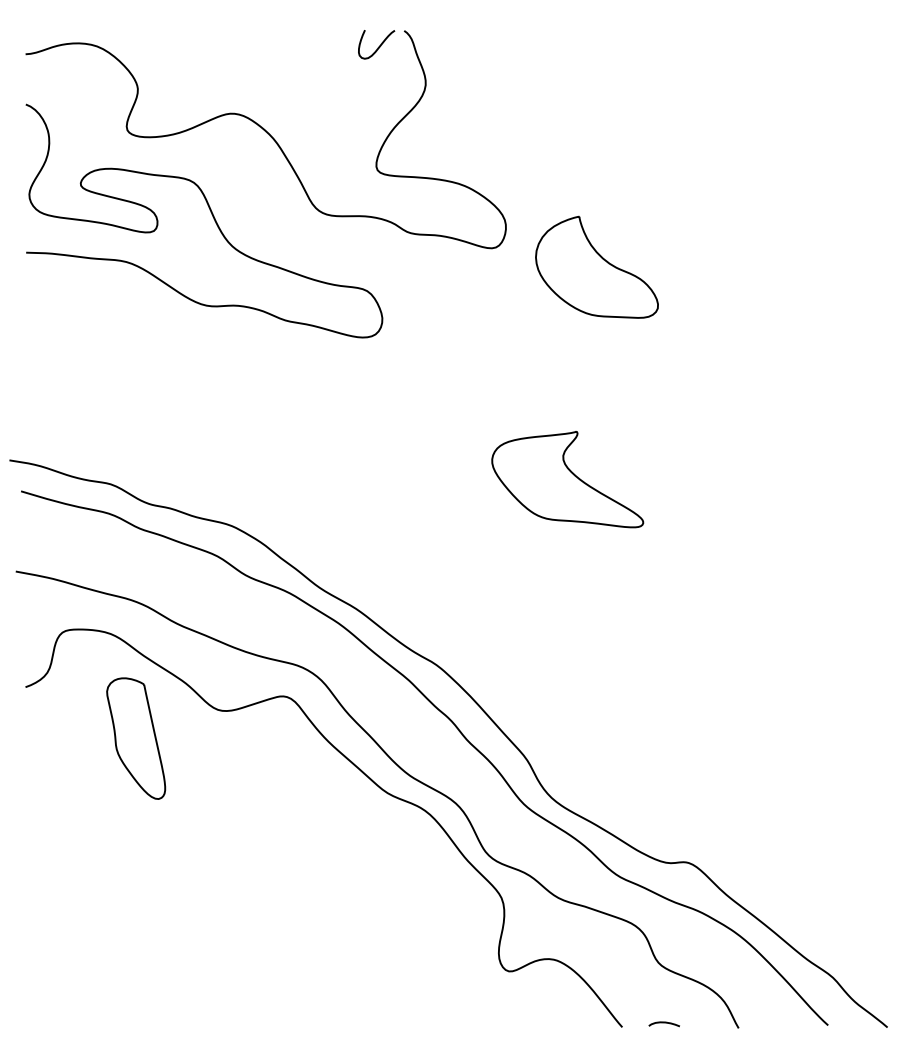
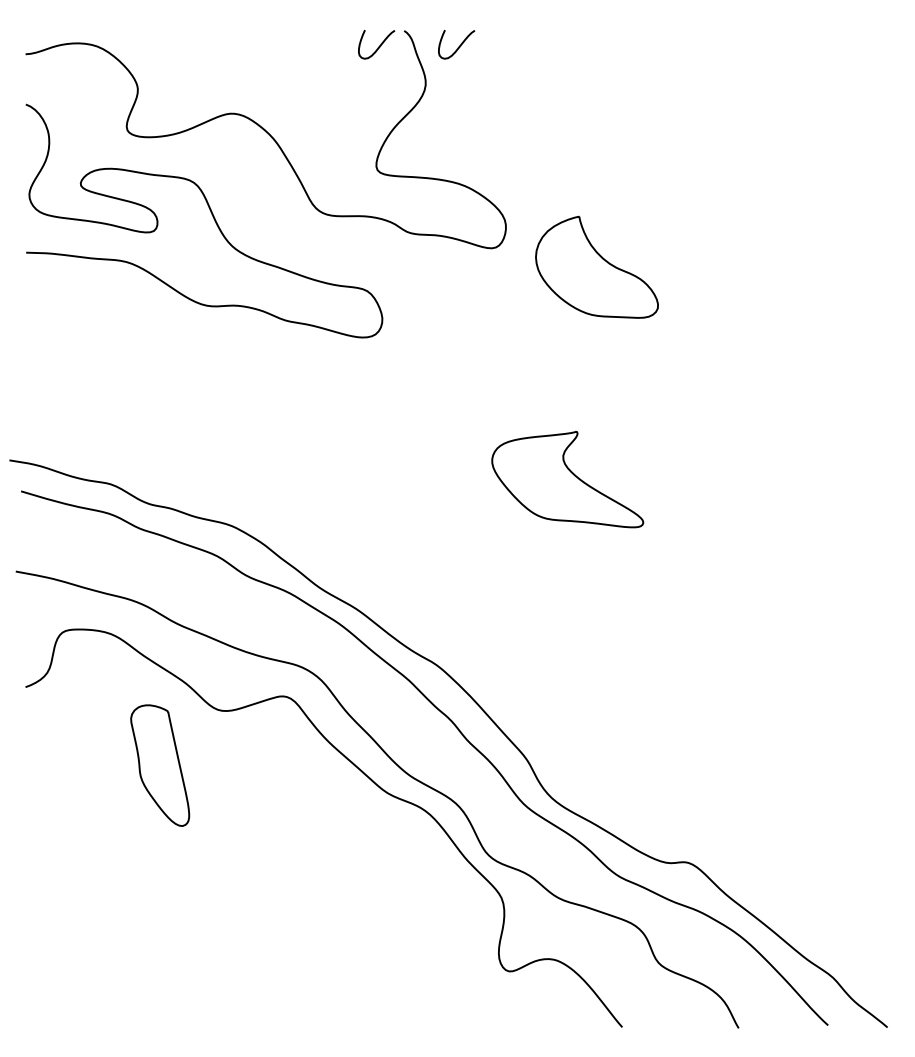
curve: none -> present (458, 46)
part position: (136, 738) -> (160, 765) (160, 765)
curve: present -> none (663, 1023)
